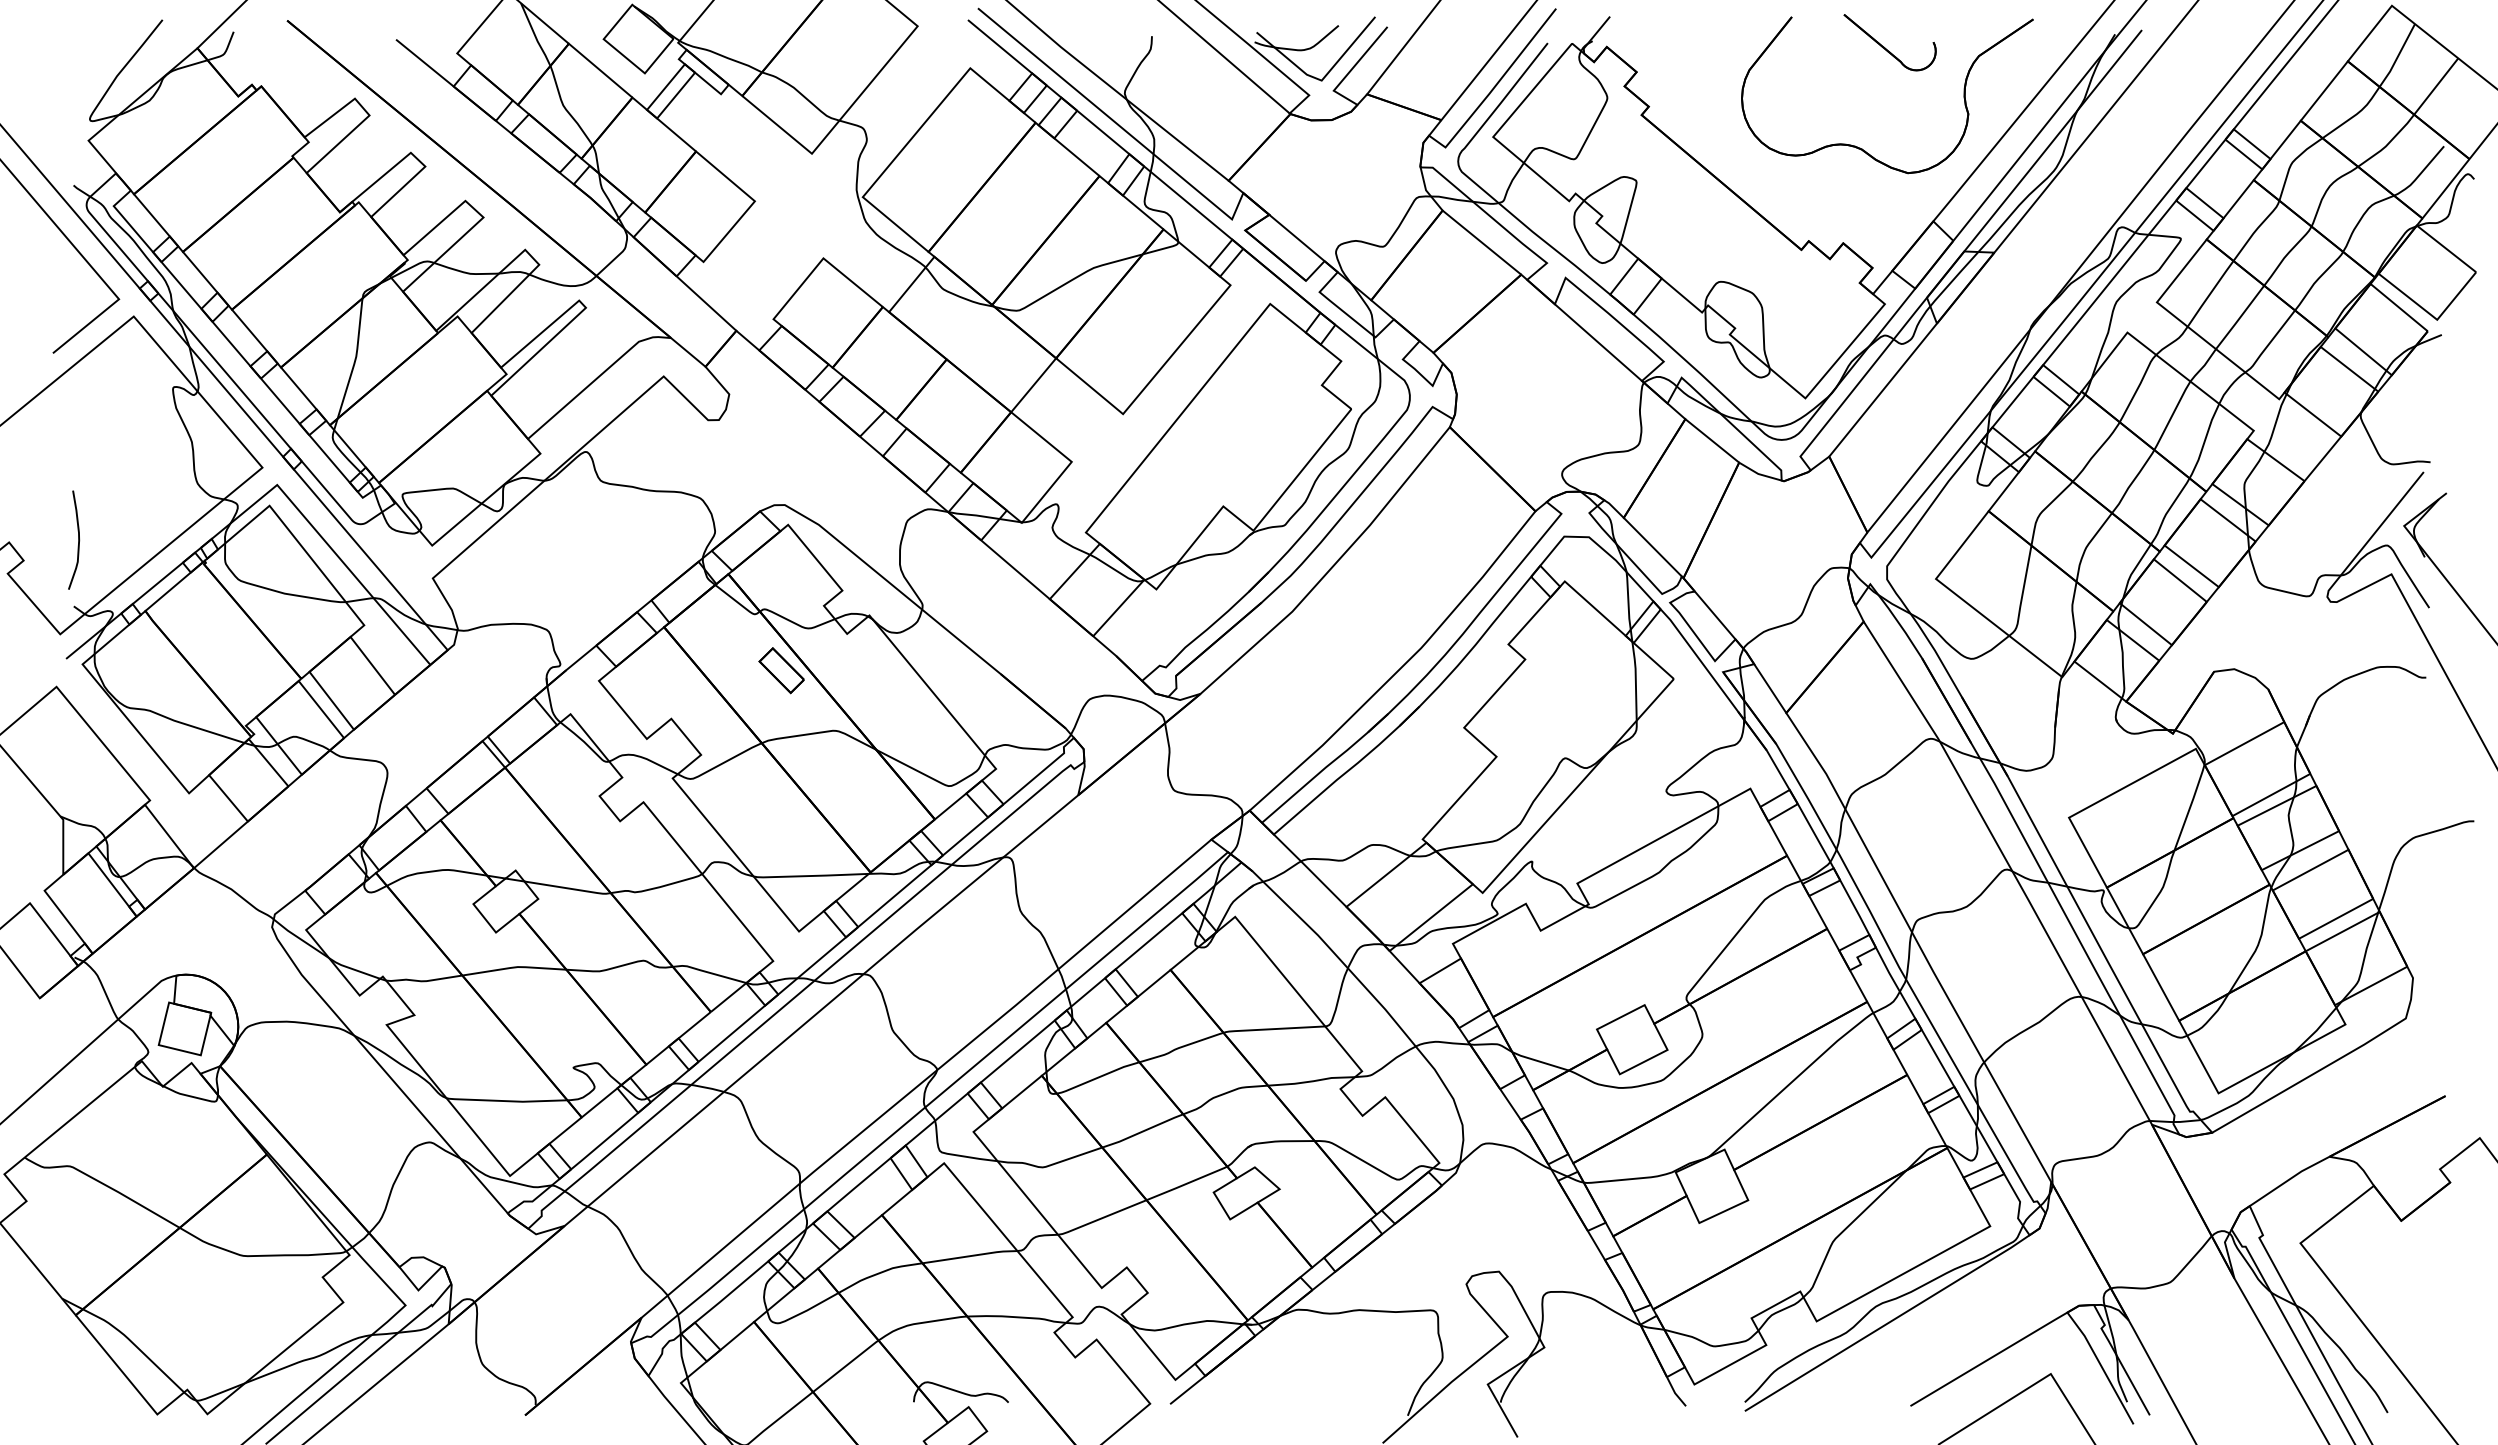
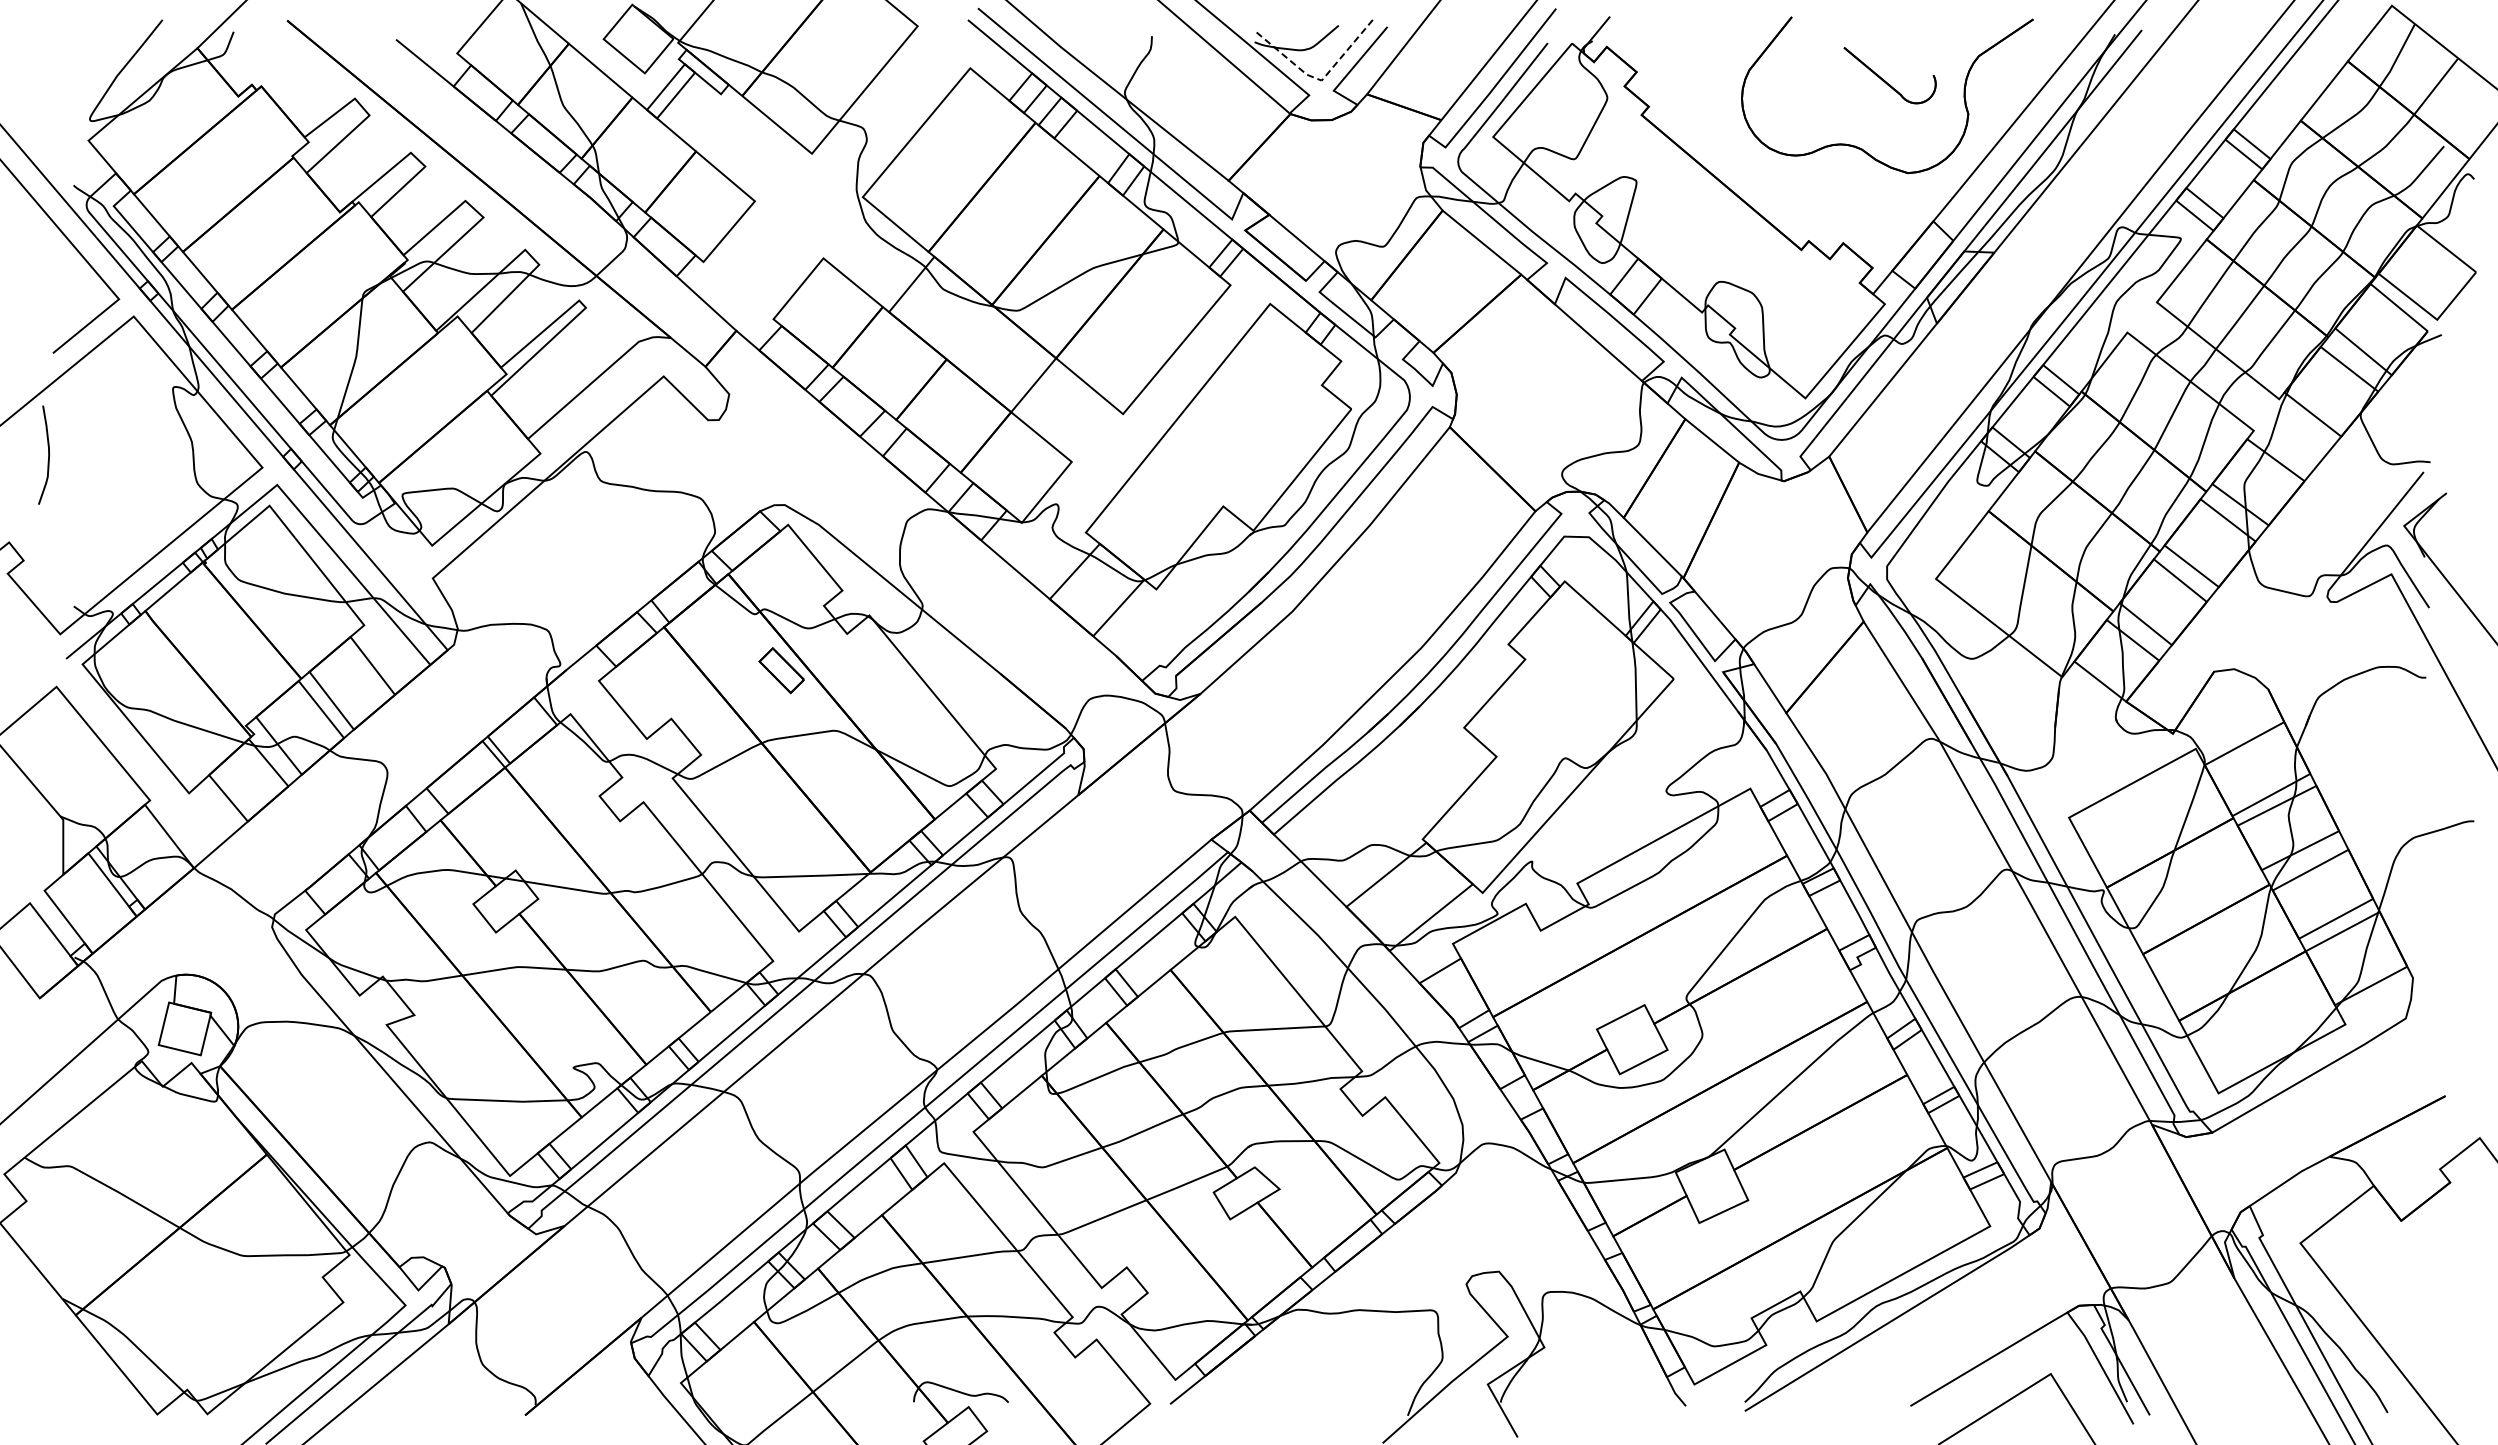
part position: (1884, 46) -> (1884, 79) (1884, 79)
line: solid -> dashed (1321, 80)
curve position: (78, 539) -> (48, 454) (48, 454)
